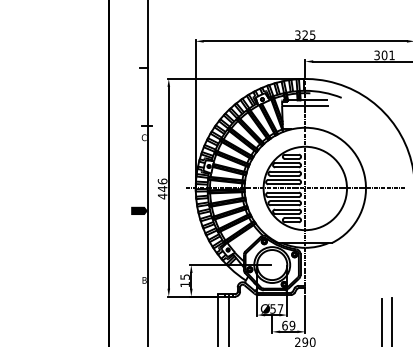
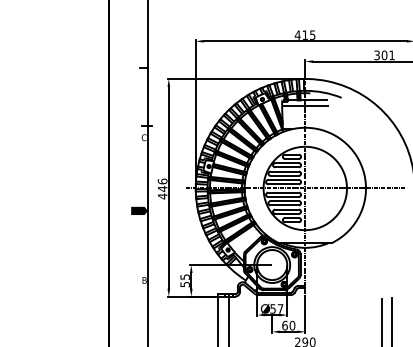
text: 325 -> 415 (300, 34)
text: 15 -> 55 (184, 284)
text: 69 -> 60 (292, 325)
